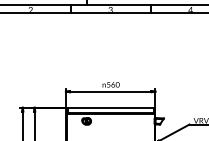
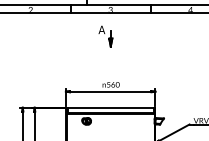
part: none -> present (105, 36)
